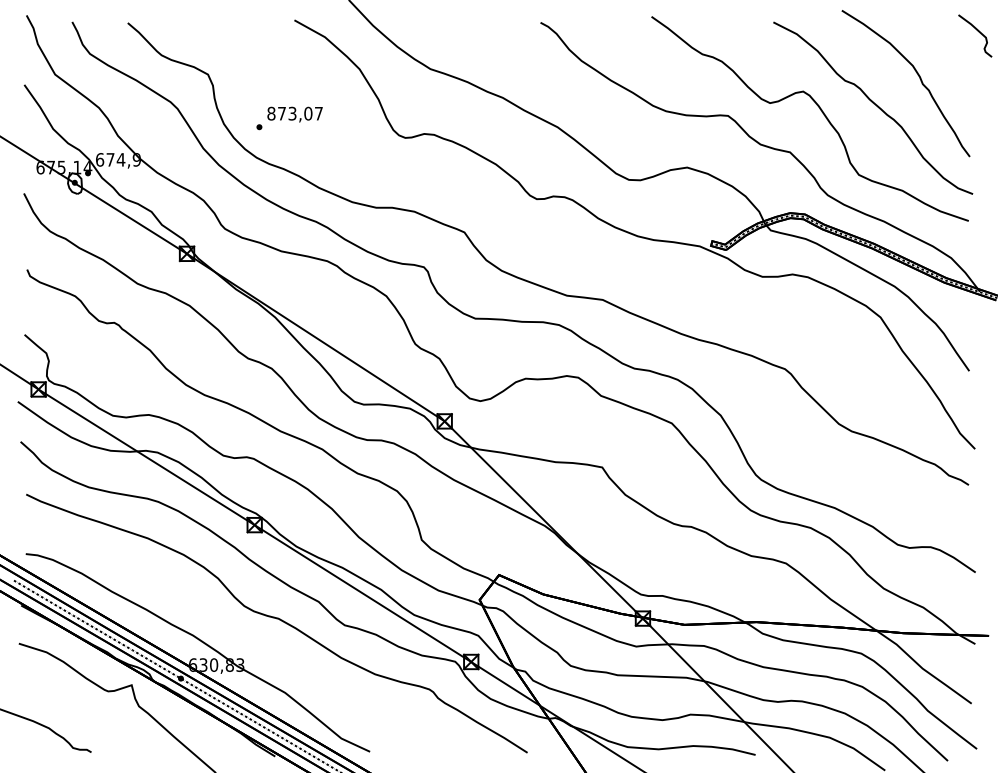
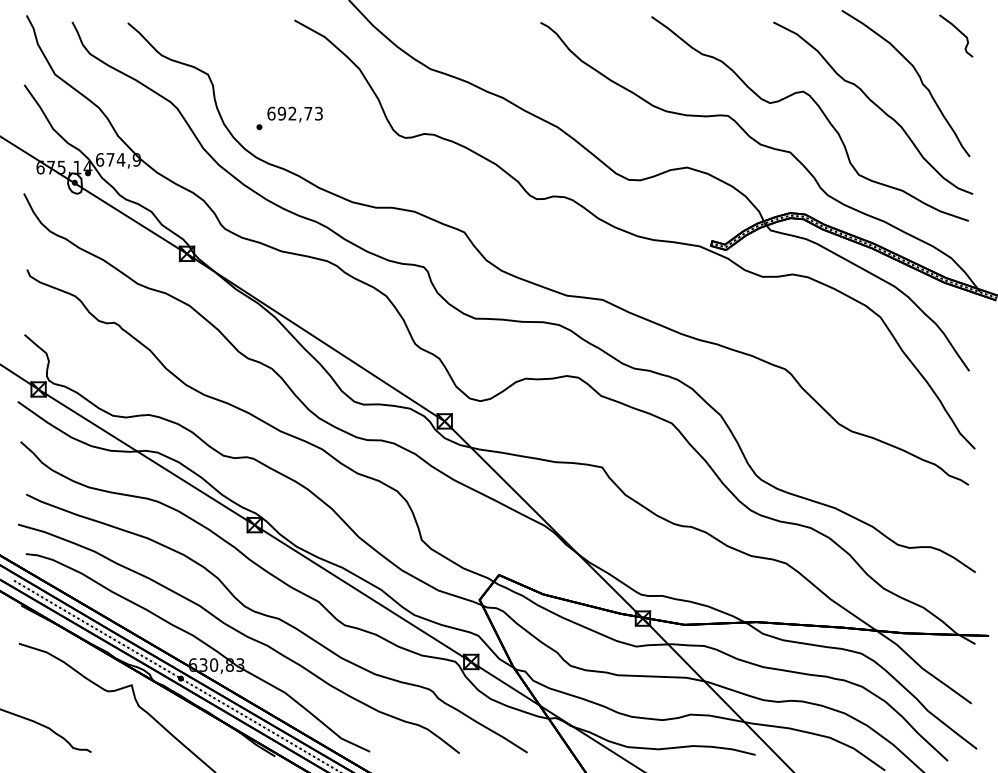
curve position: (978, 32) -> (959, 32) (959, 32)
text: 873,07 -> 692,73 (294, 113)
curve: none -> present (241, 634)
